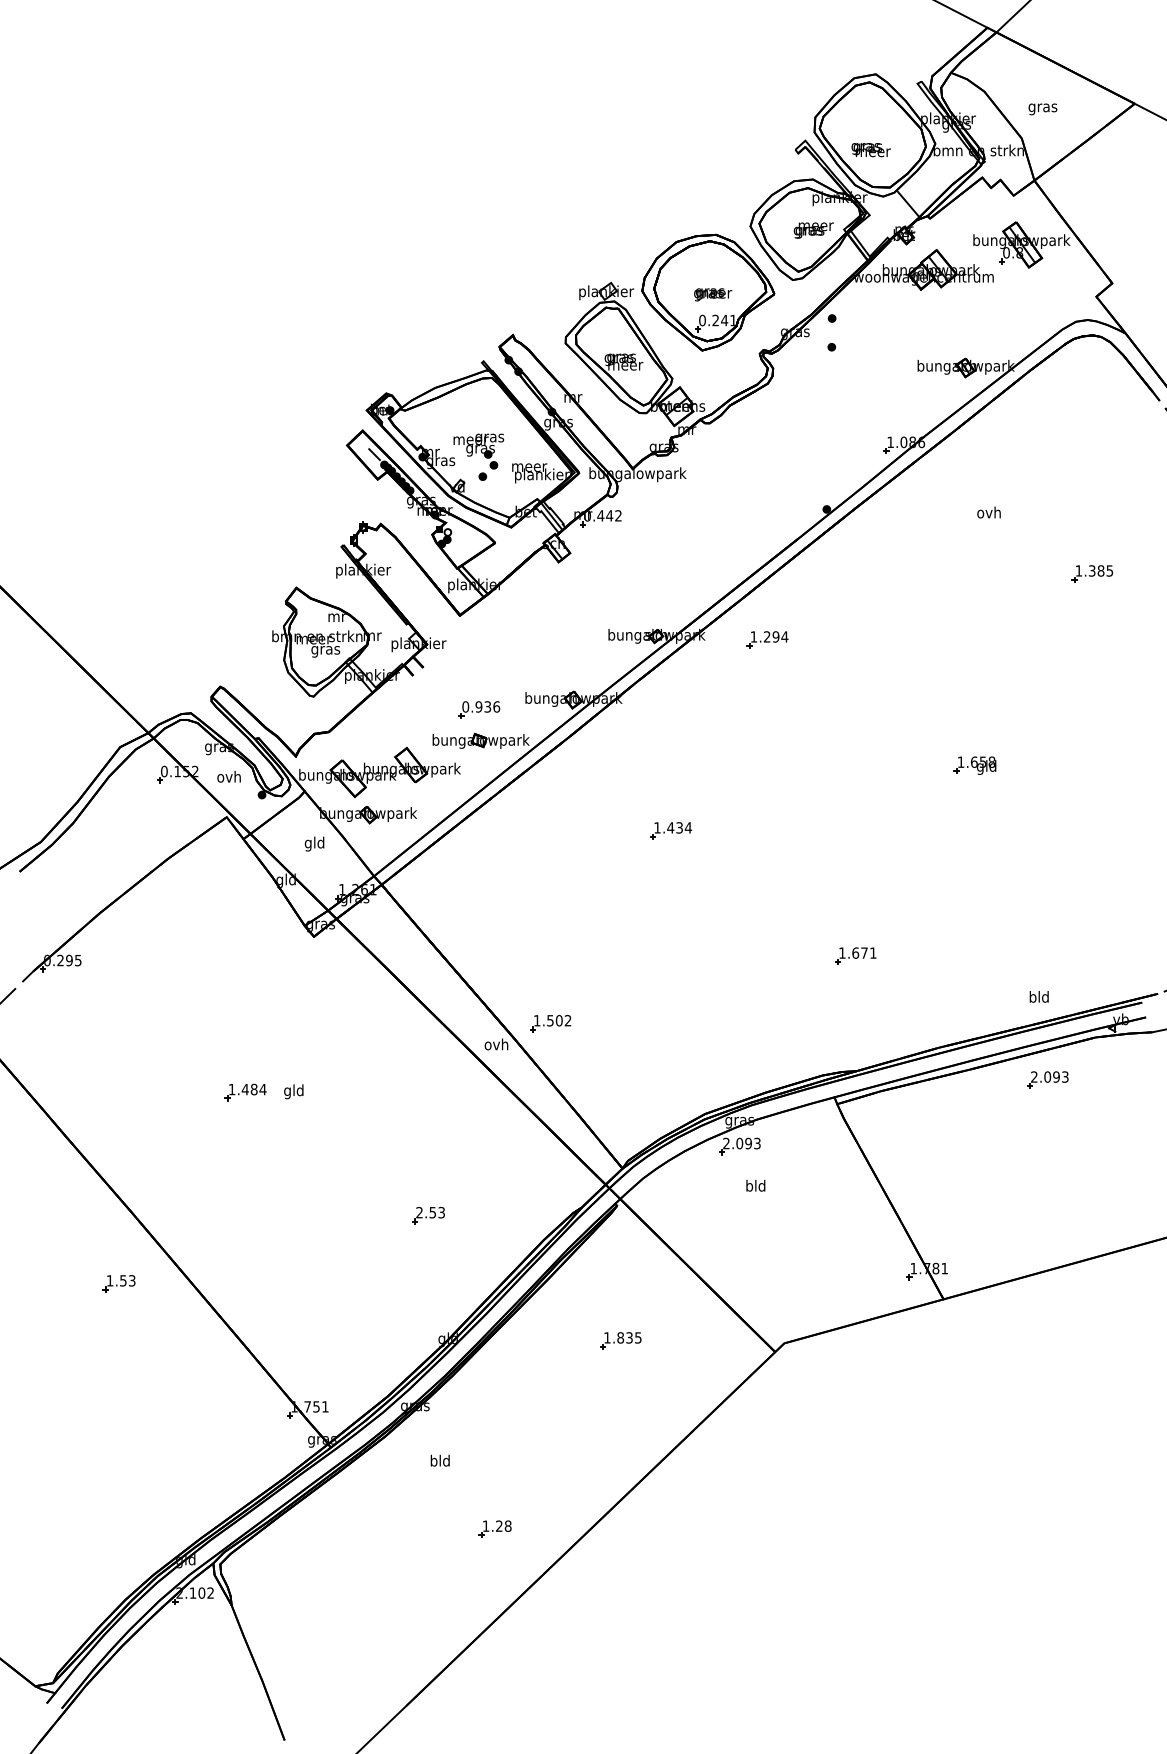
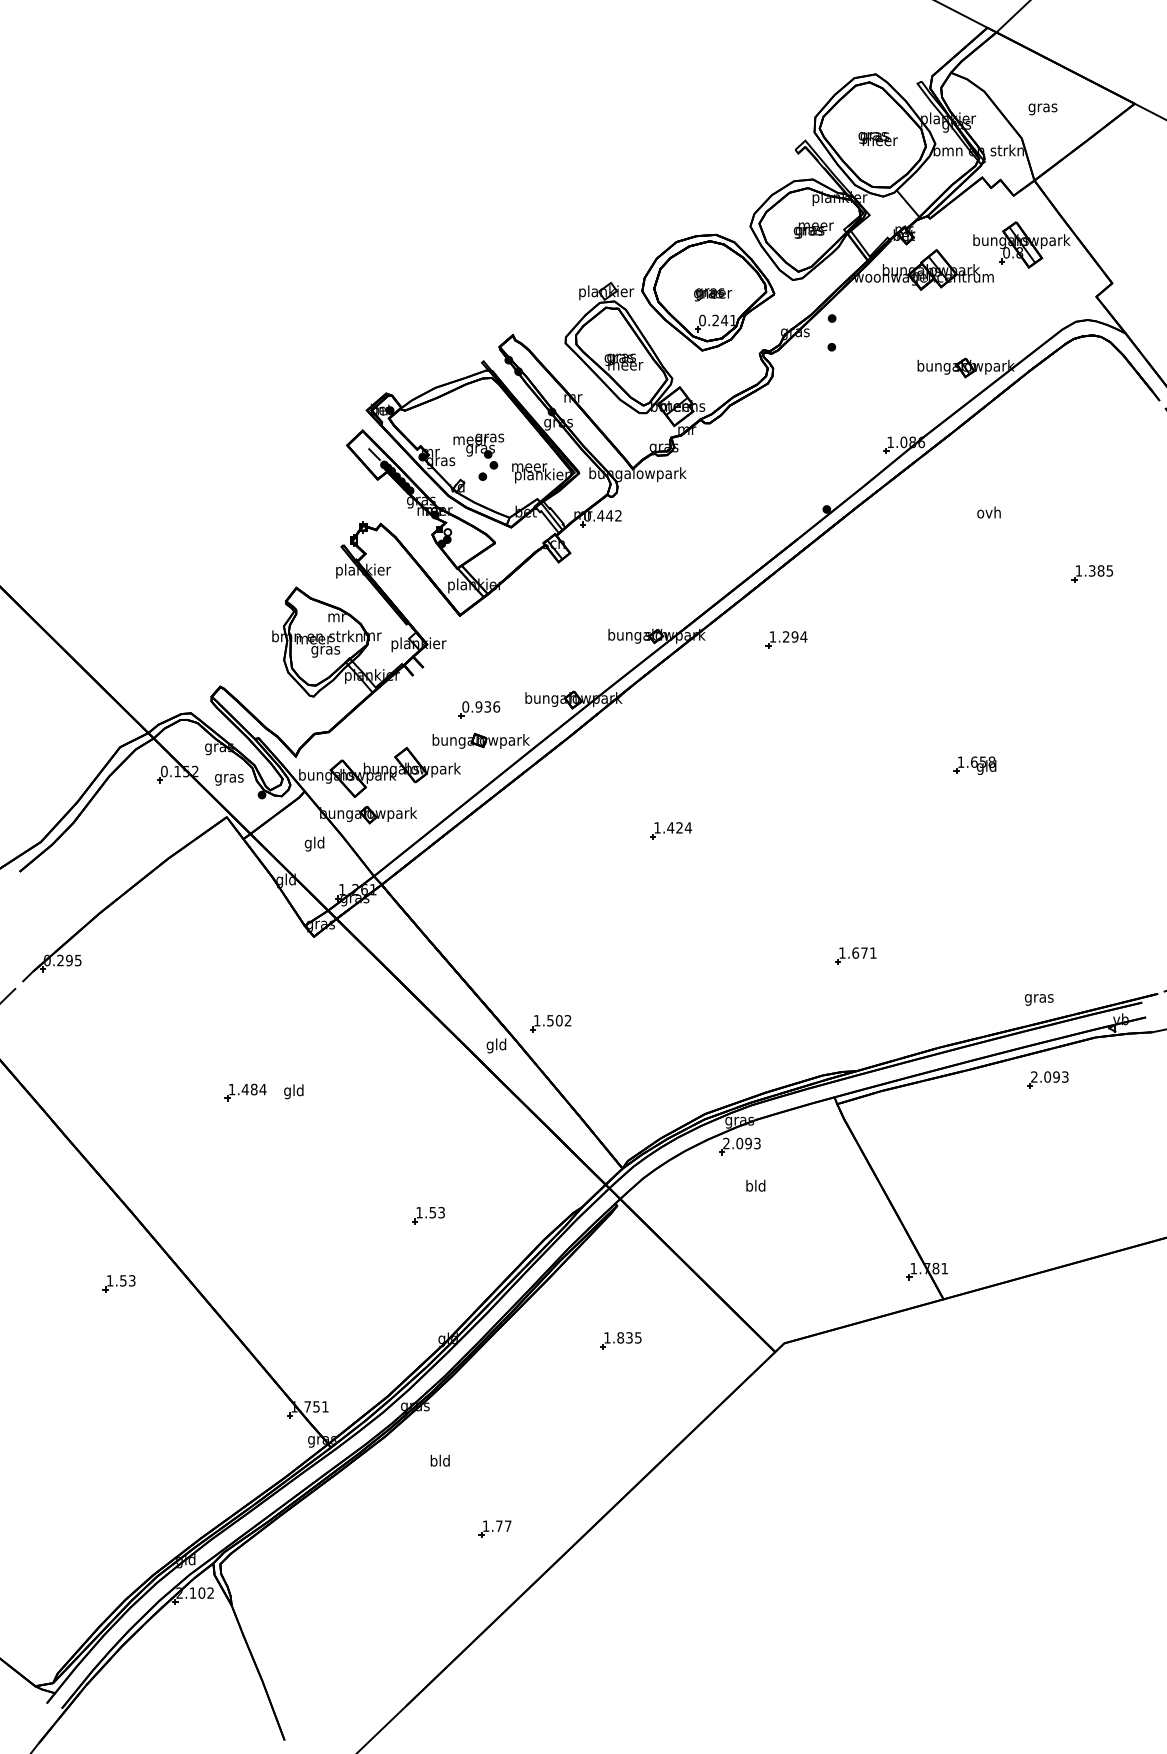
text position: (870, 150) -> (877, 139) (877, 139)
part position: (767, 639) -> (786, 639) (786, 639)
text: ovh -> gras (229, 777)
text: 1.434 -> 1.424 (679, 828)
text: bld -> gras (1038, 998)
text: ovh -> gld (496, 1045)
text: 2.53 -> 1.53 (419, 1212)
text: 1.28 -> 1.77 (503, 1525)
